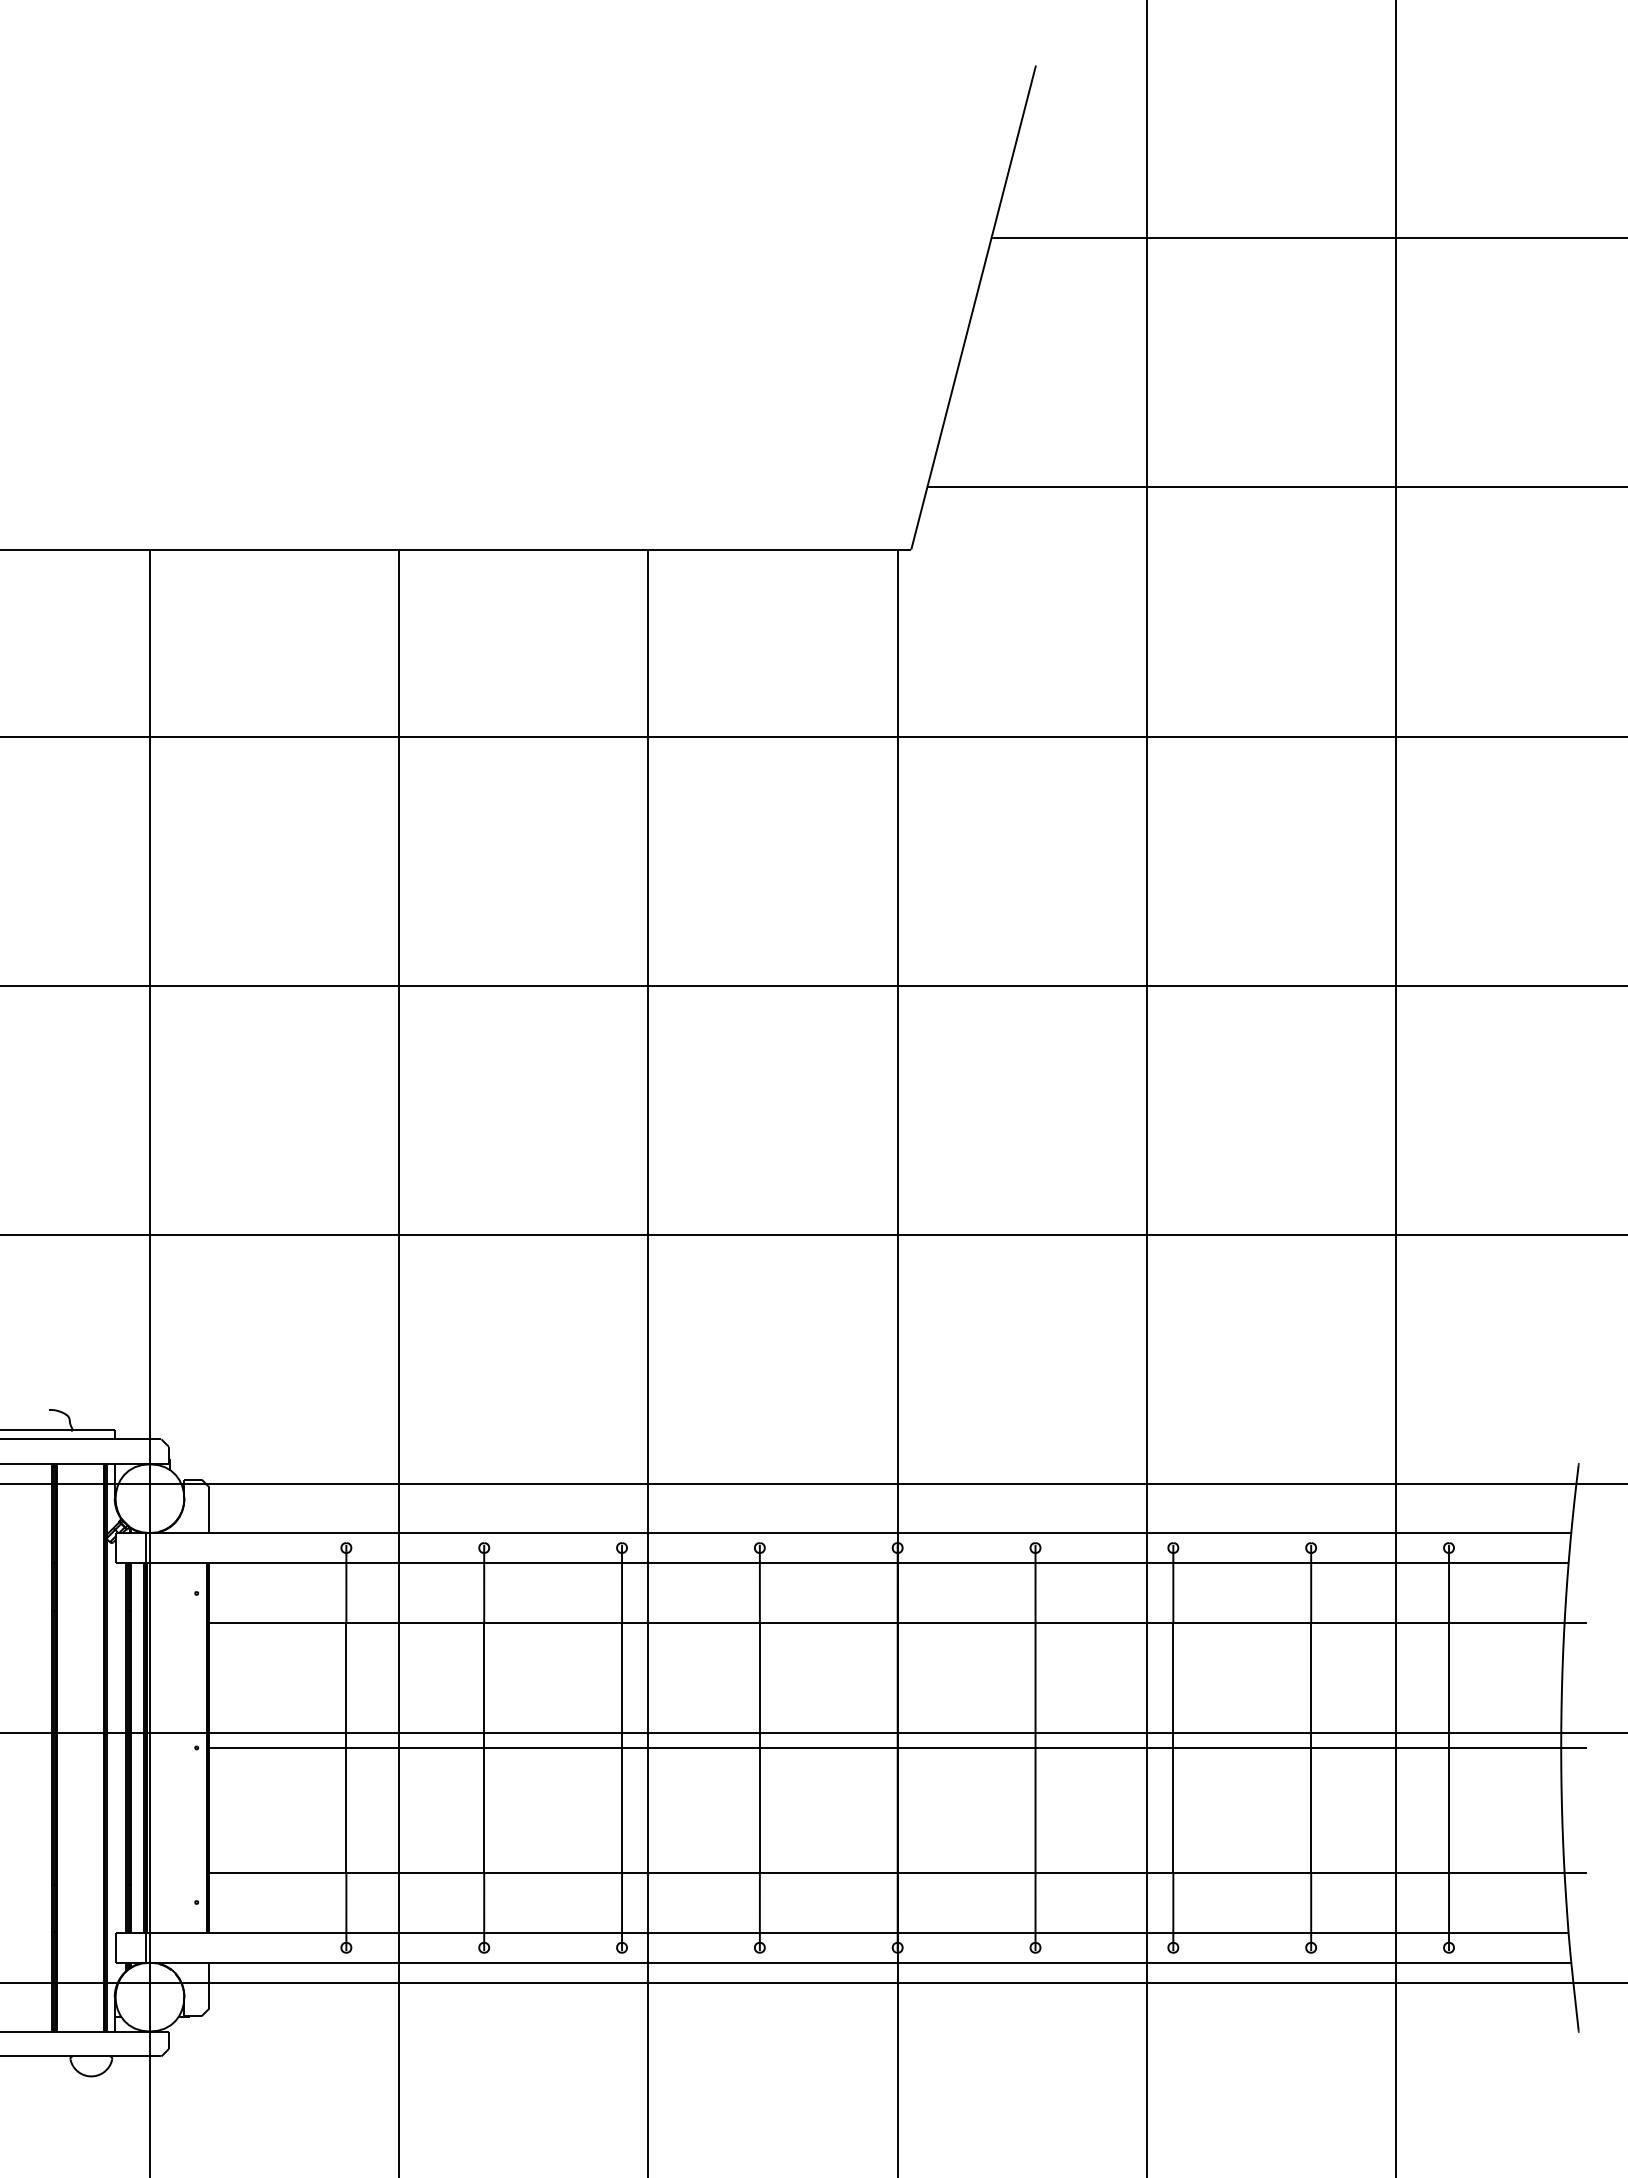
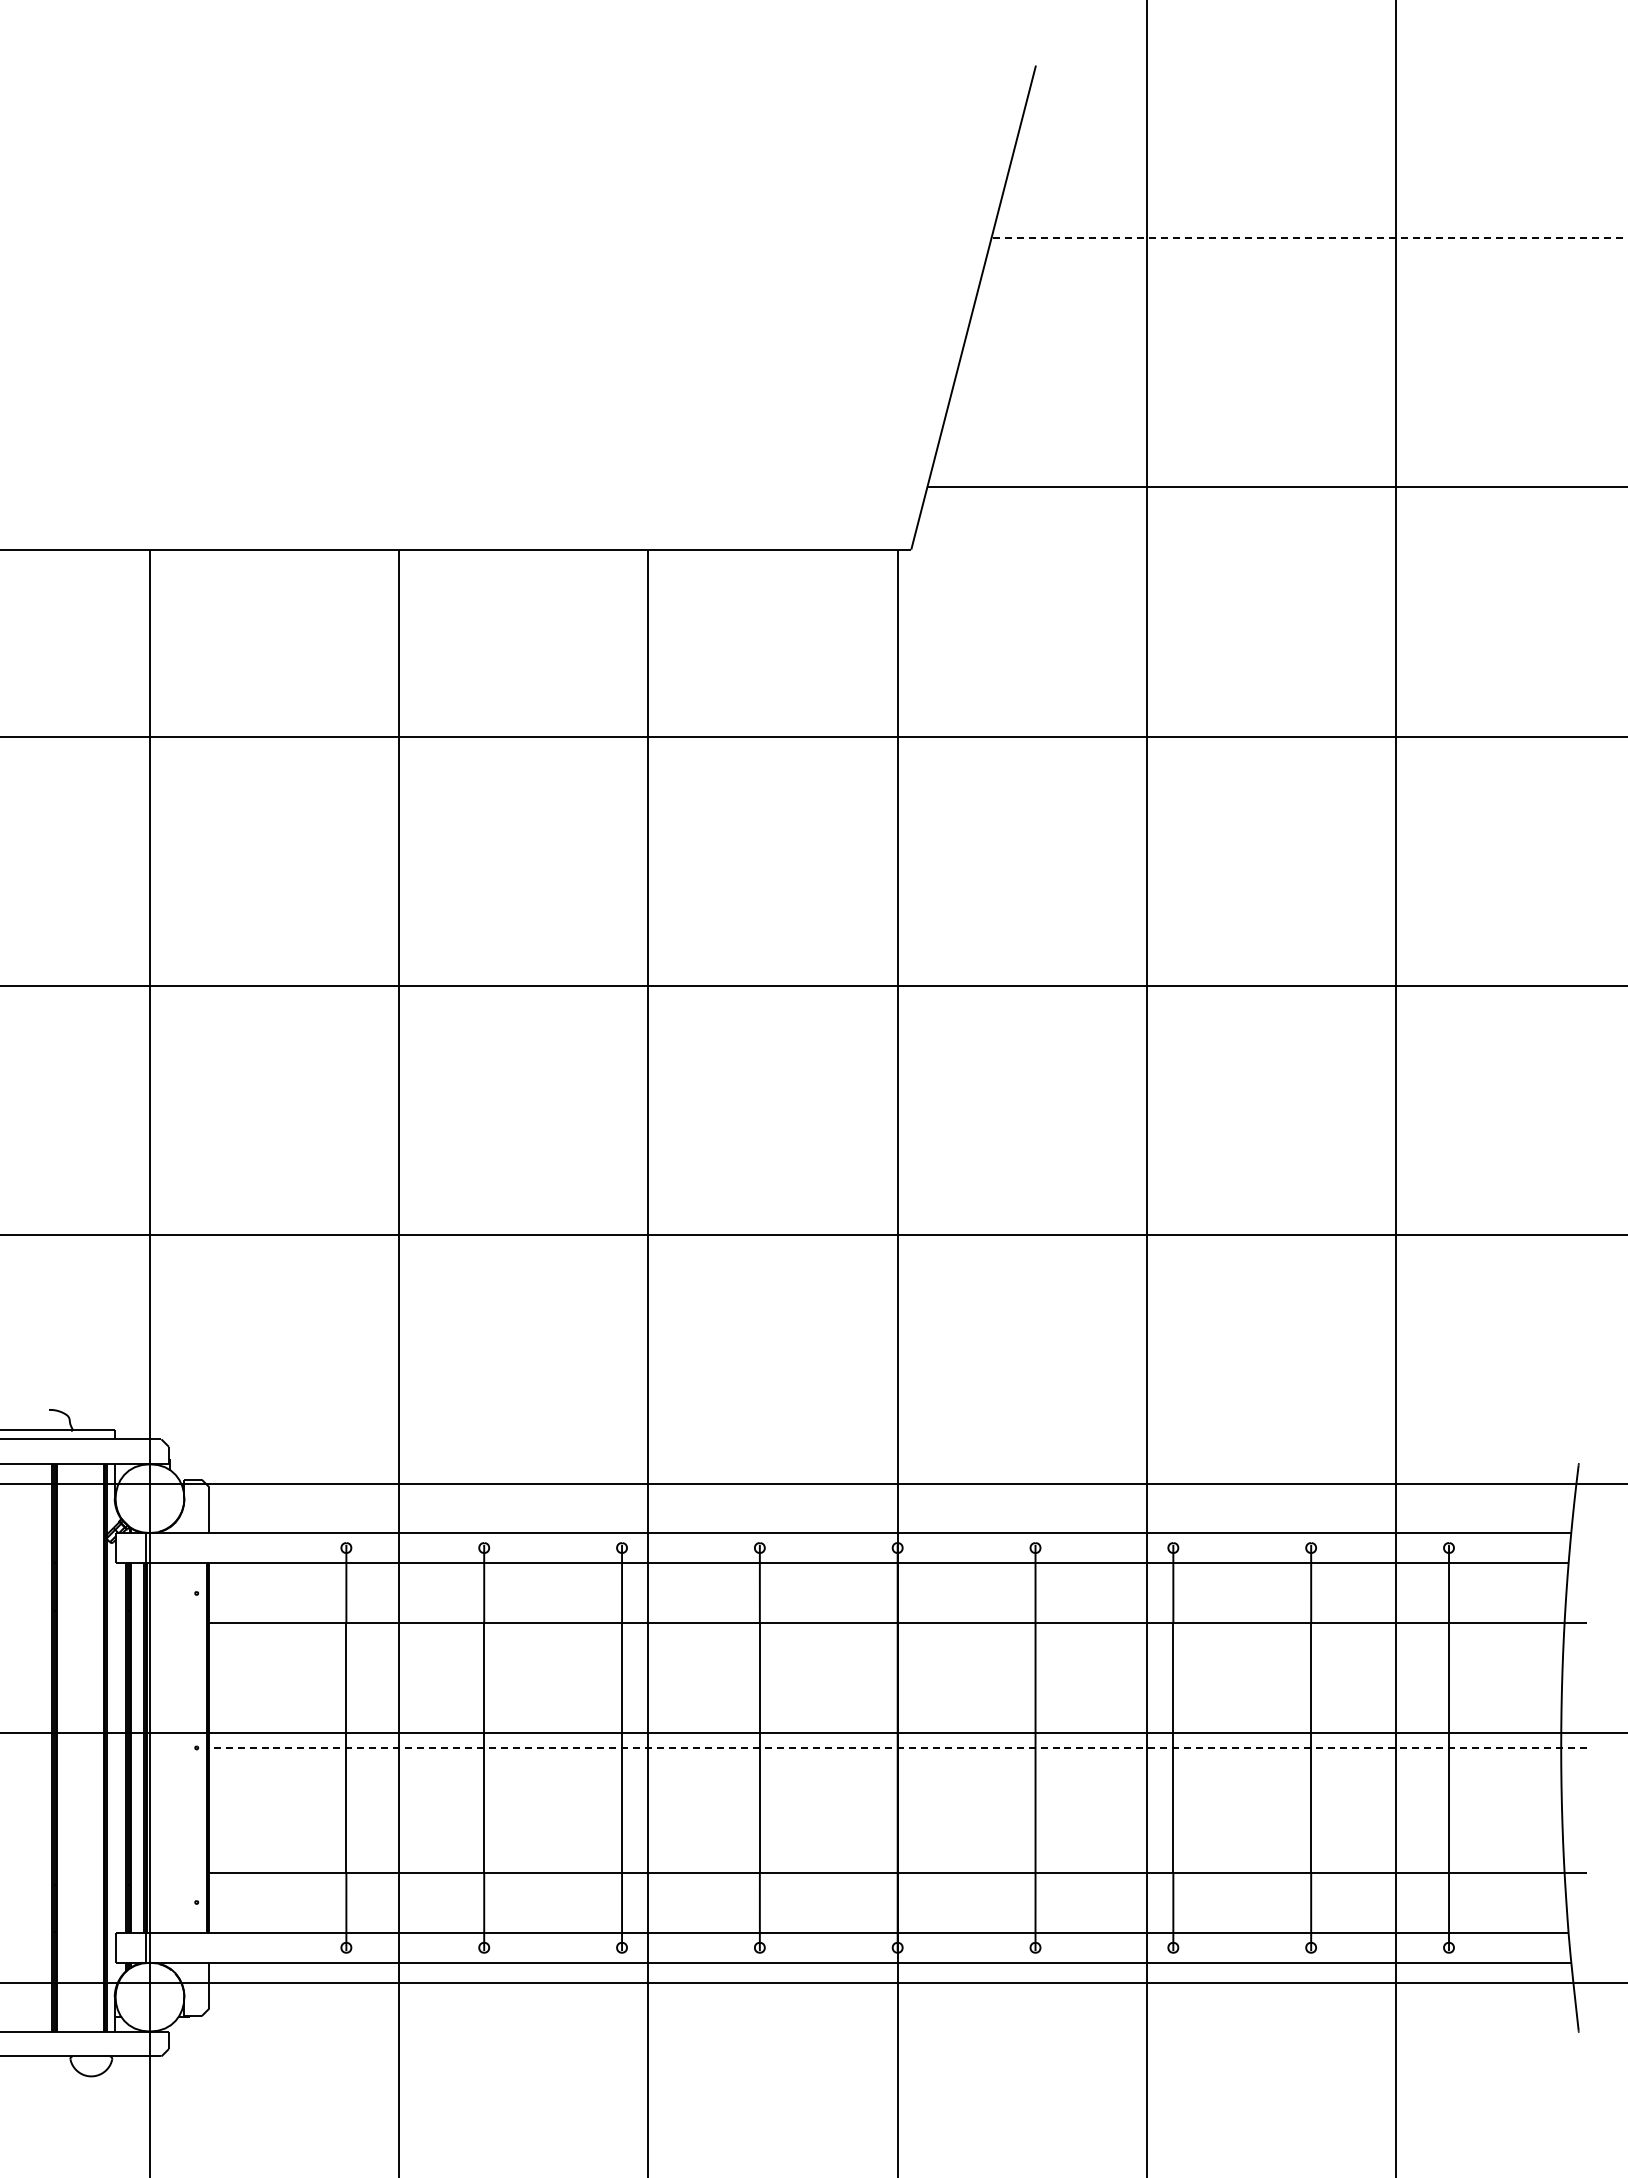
line: solid -> dashed (1309, 238)
line: solid -> dashed (897, 1747)
